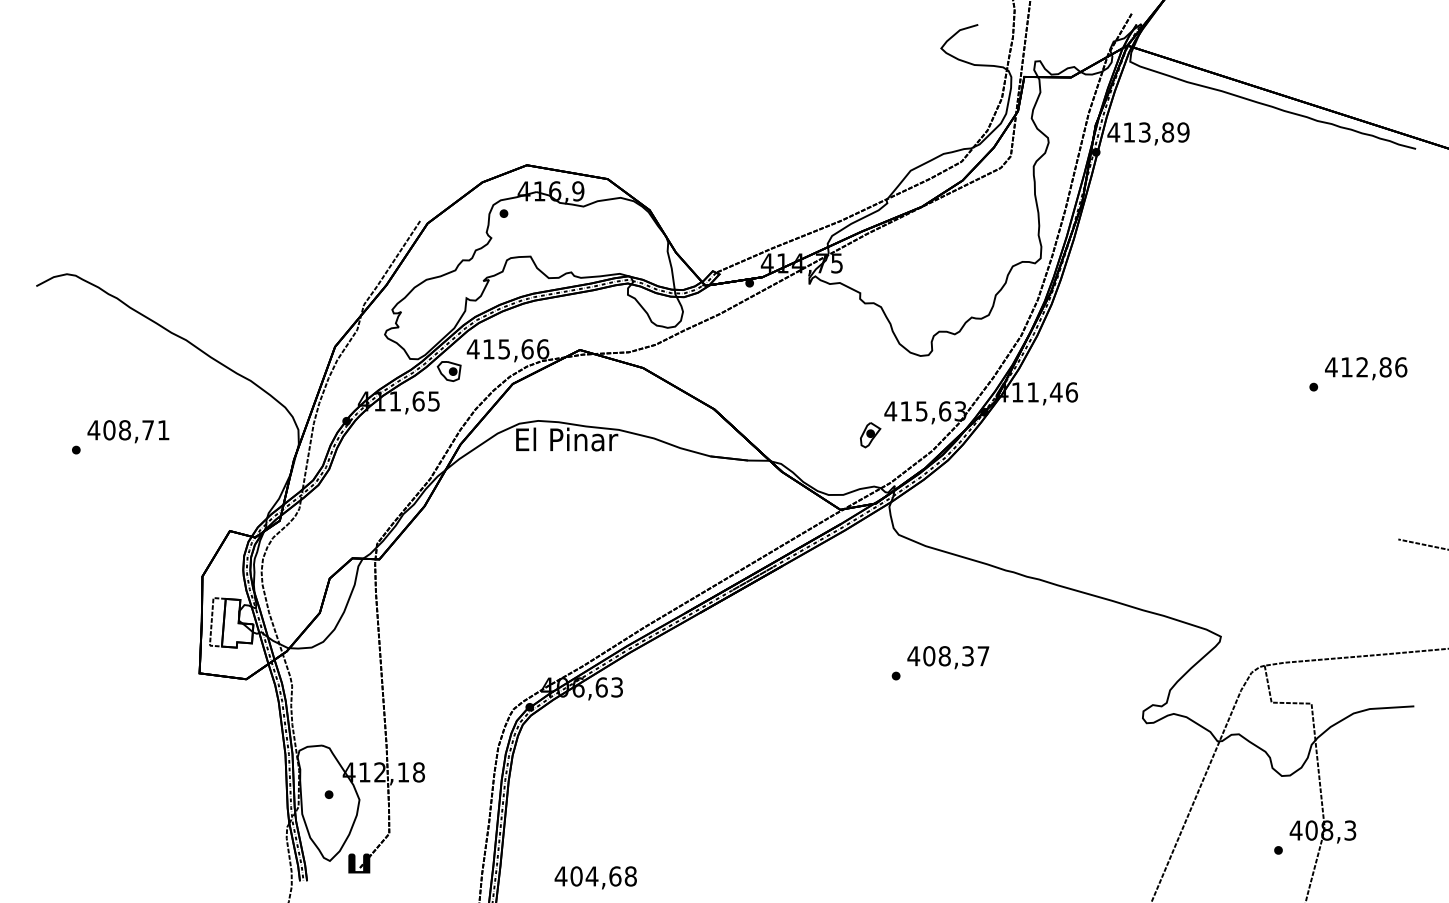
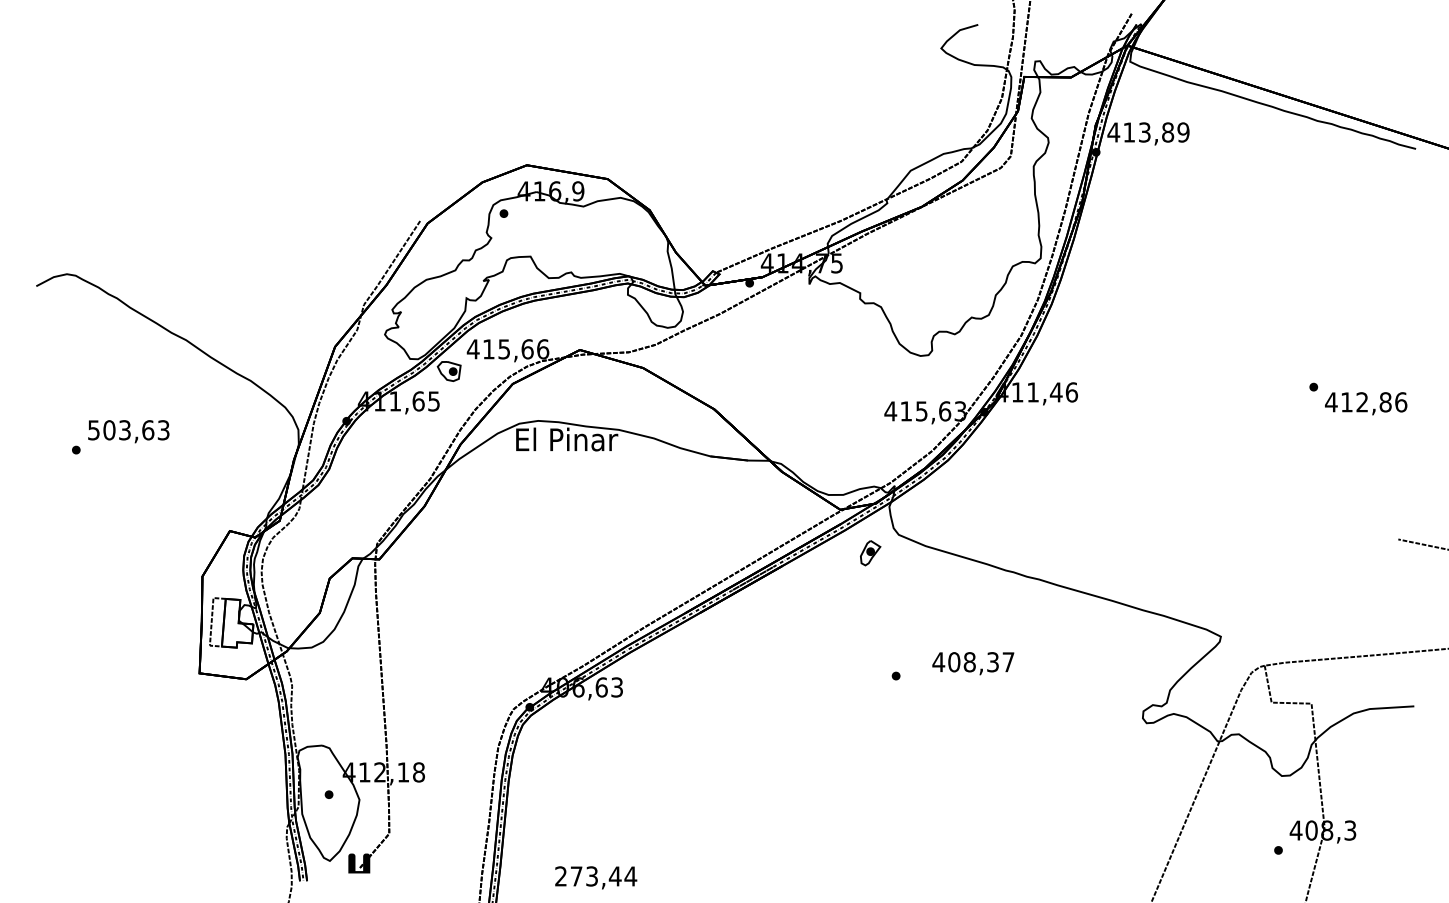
text position: (1366, 368) -> (1366, 403) (1366, 403)
text: 408,71 -> 503,63 (128, 430)
part position: (870, 435) -> (870, 553) (870, 553)
text position: (948, 657) -> (973, 663) (973, 663)
text: 404,68 -> 273,44 (595, 876)
